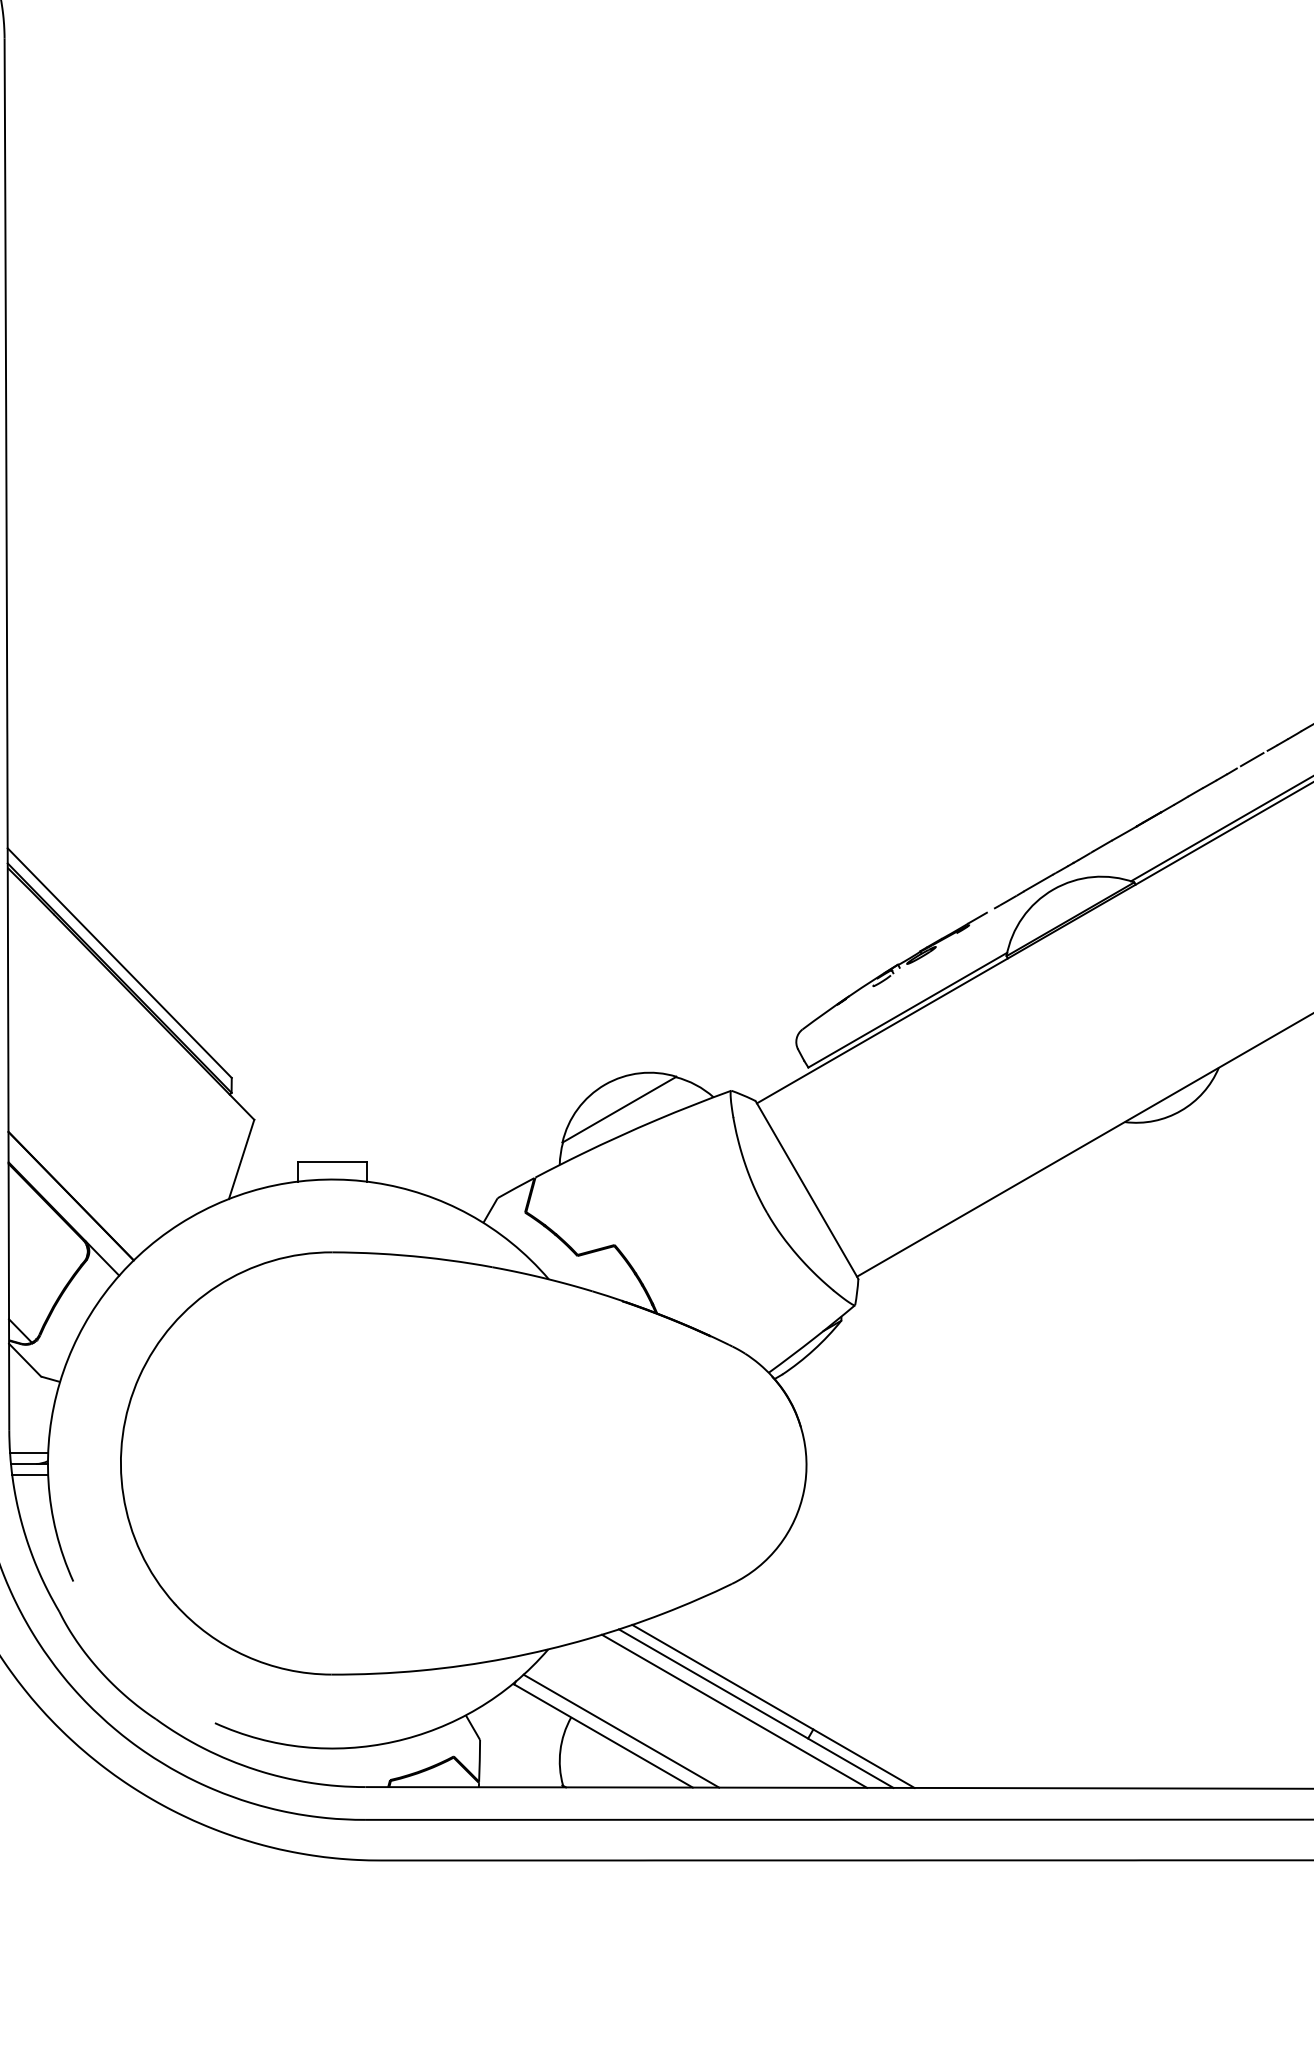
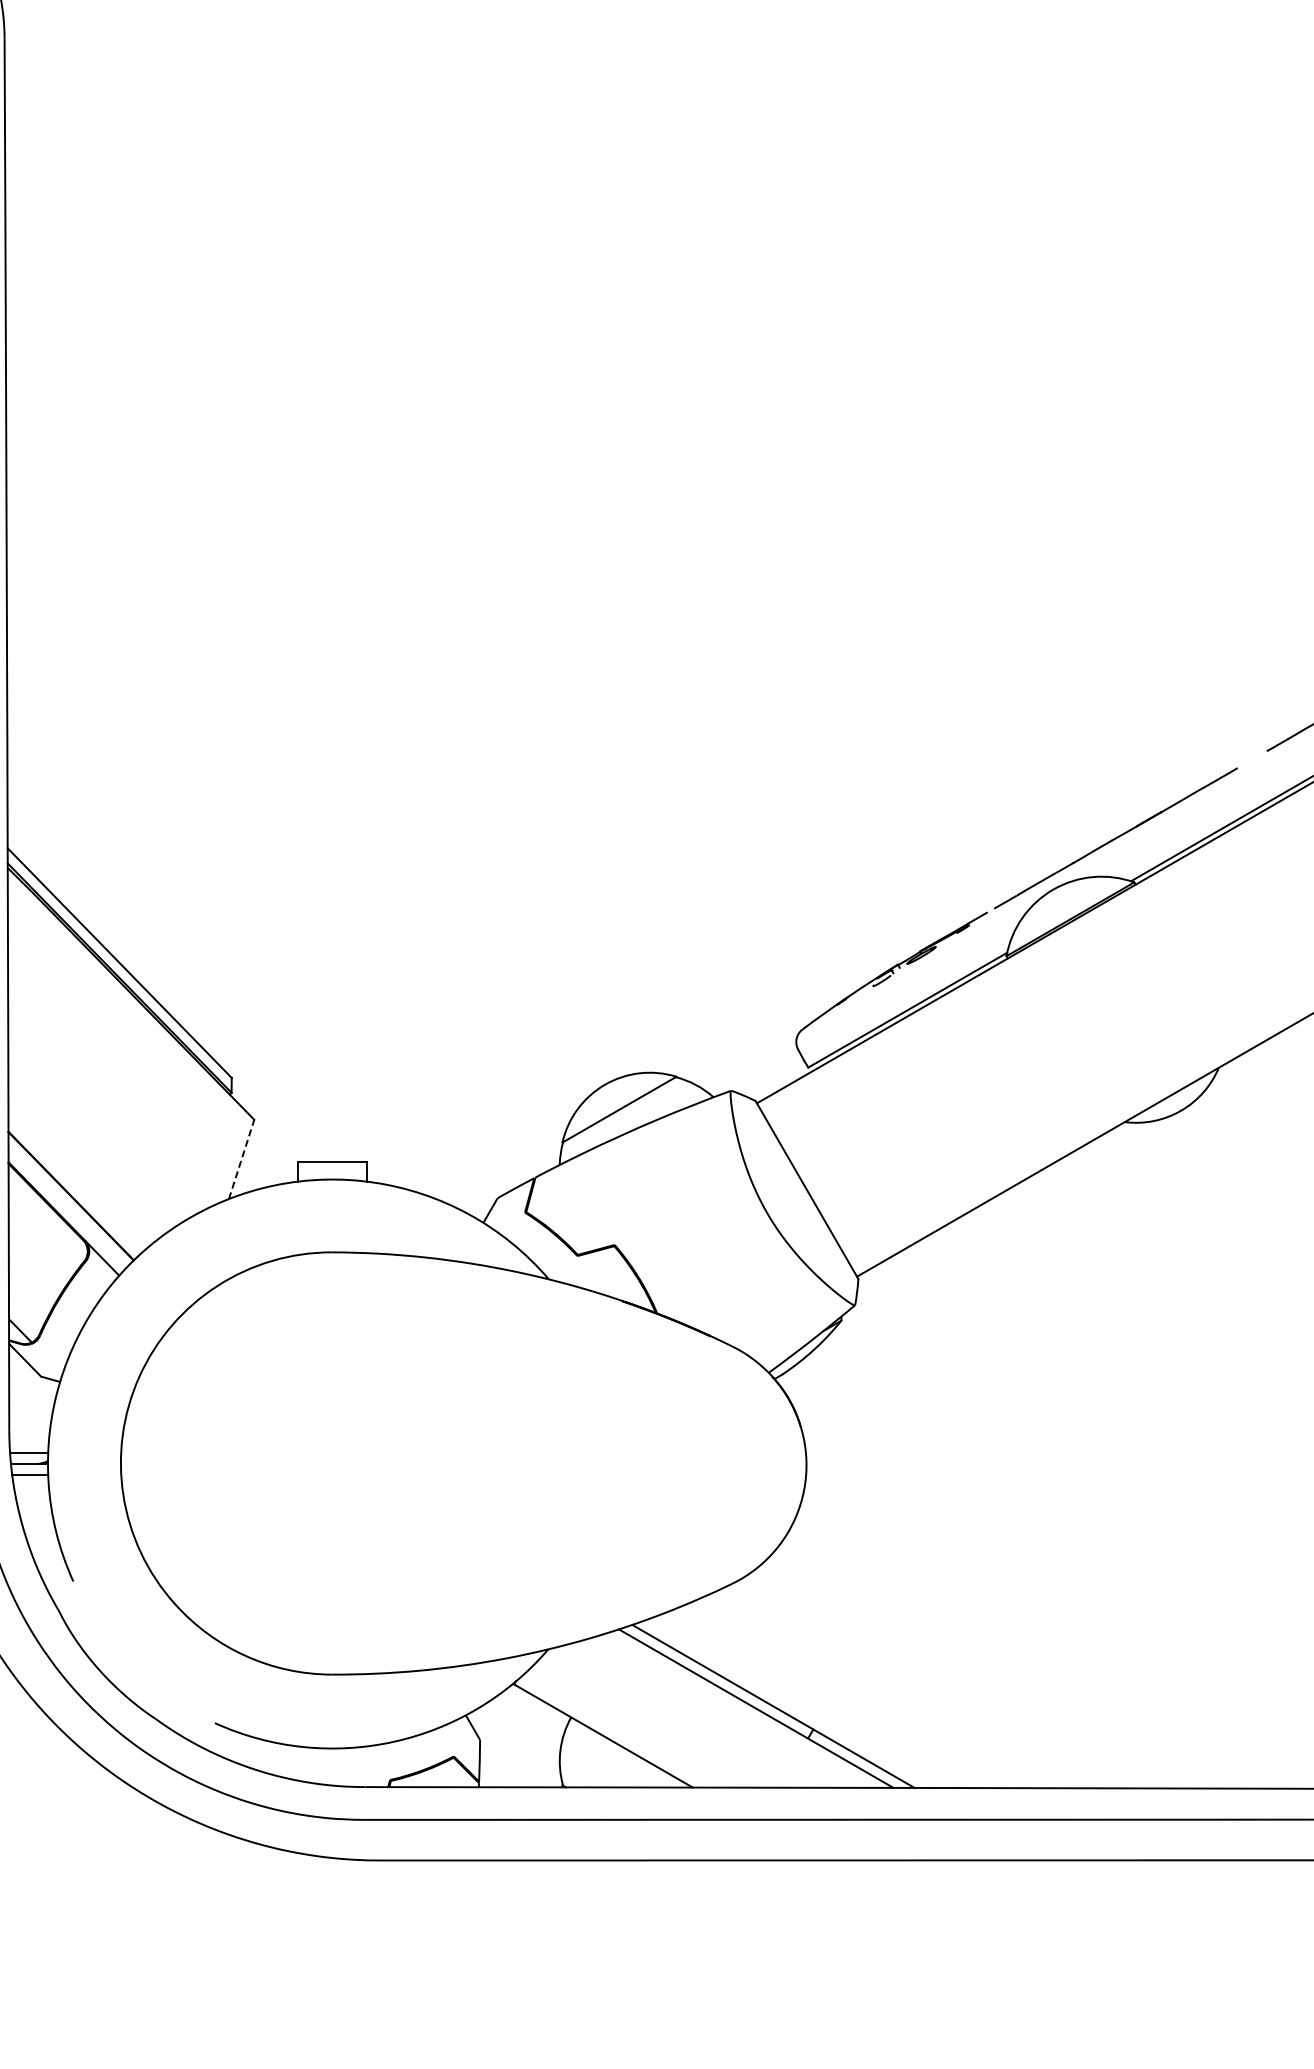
line: present -> none (1251, 759)
line: solid -> dashed (241, 1159)
line: present -> none (734, 1710)
line: present -> none (621, 1730)
